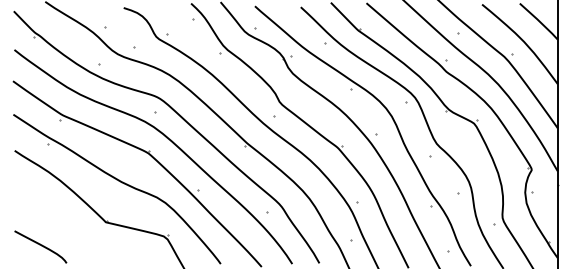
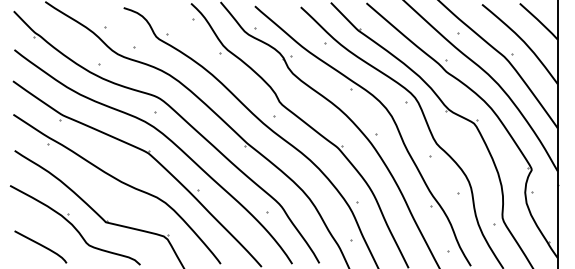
part: none -> present (74, 225)
